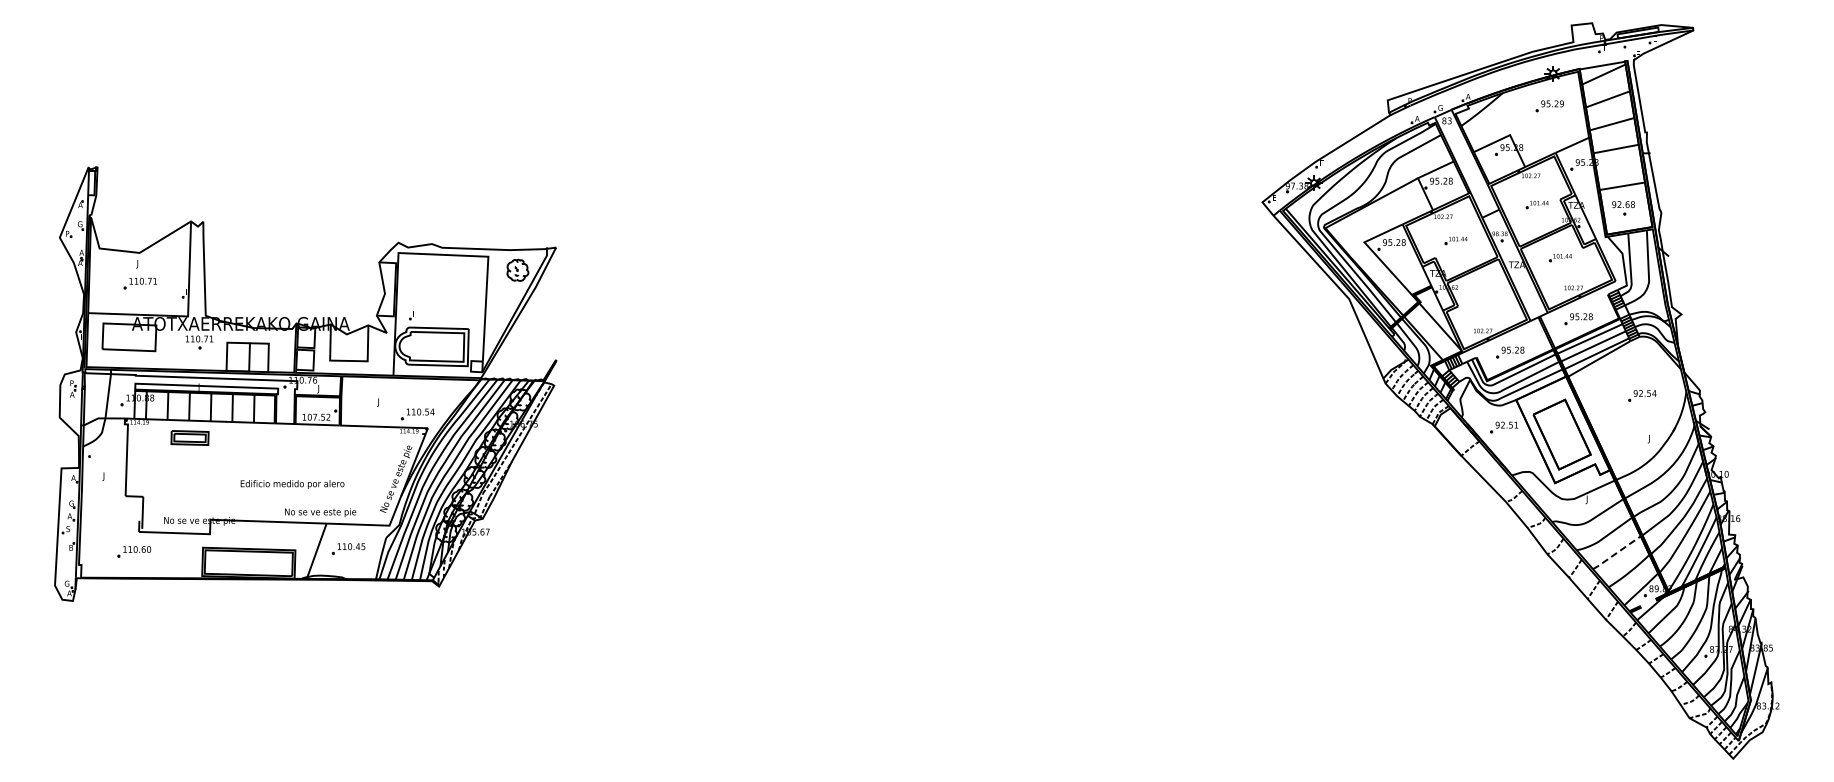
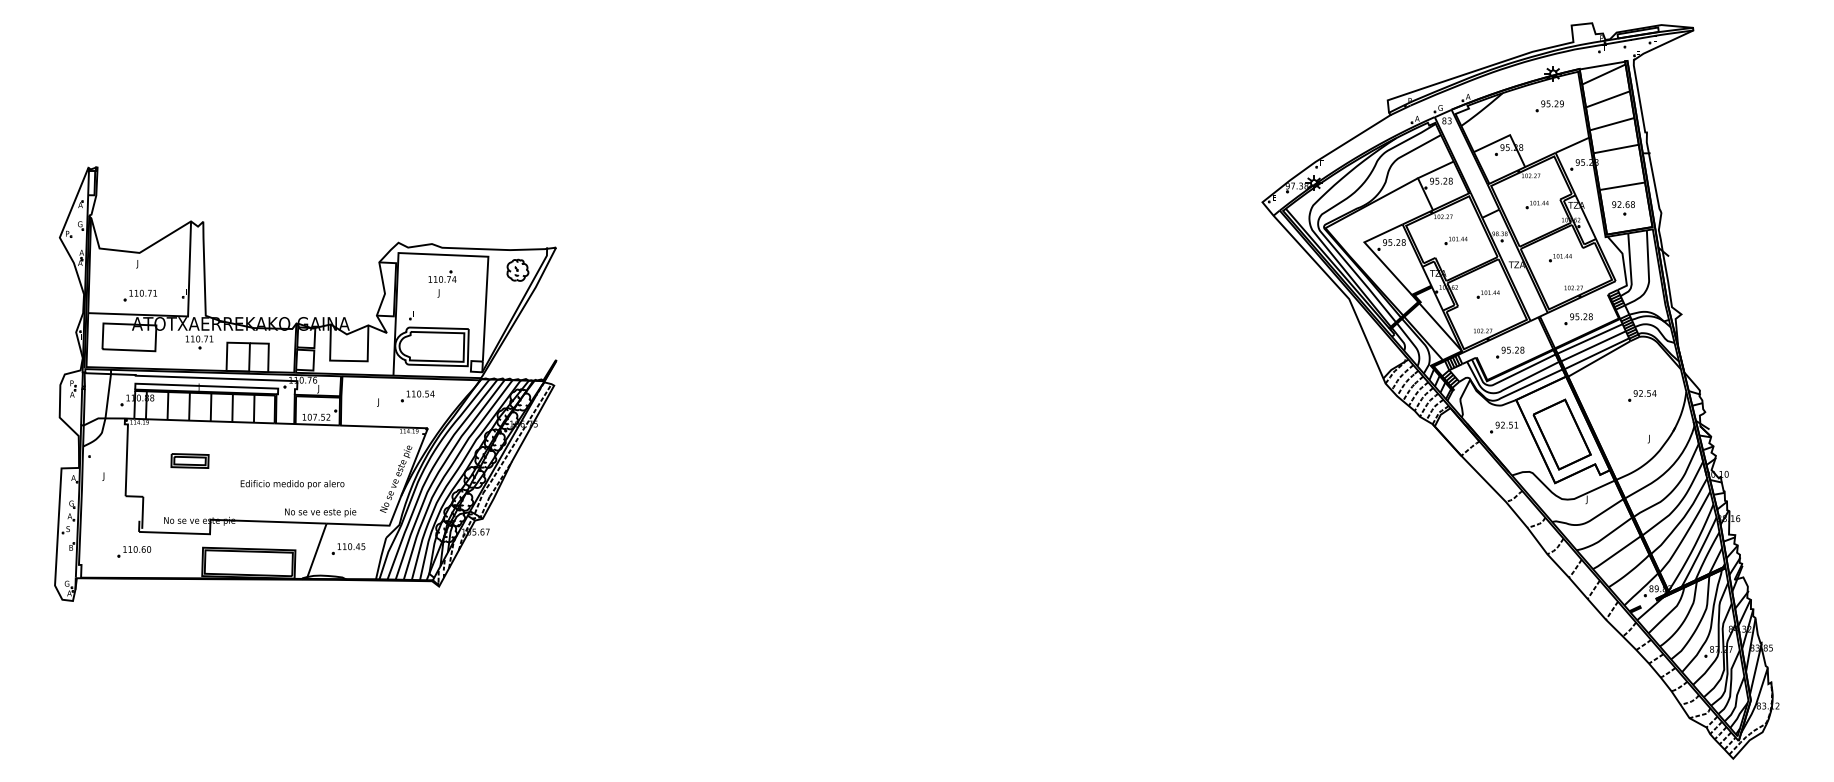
part position: (139, 283) -> (139, 295) (139, 295)
part: none -> present (442, 283)
part: none -> present (1487, 294)
part position: (417, 414) -> (417, 396) (417, 396)
part position: (189, 437) -> (189, 460) (189, 460)
line: dashed -> solid (1616, 553)
